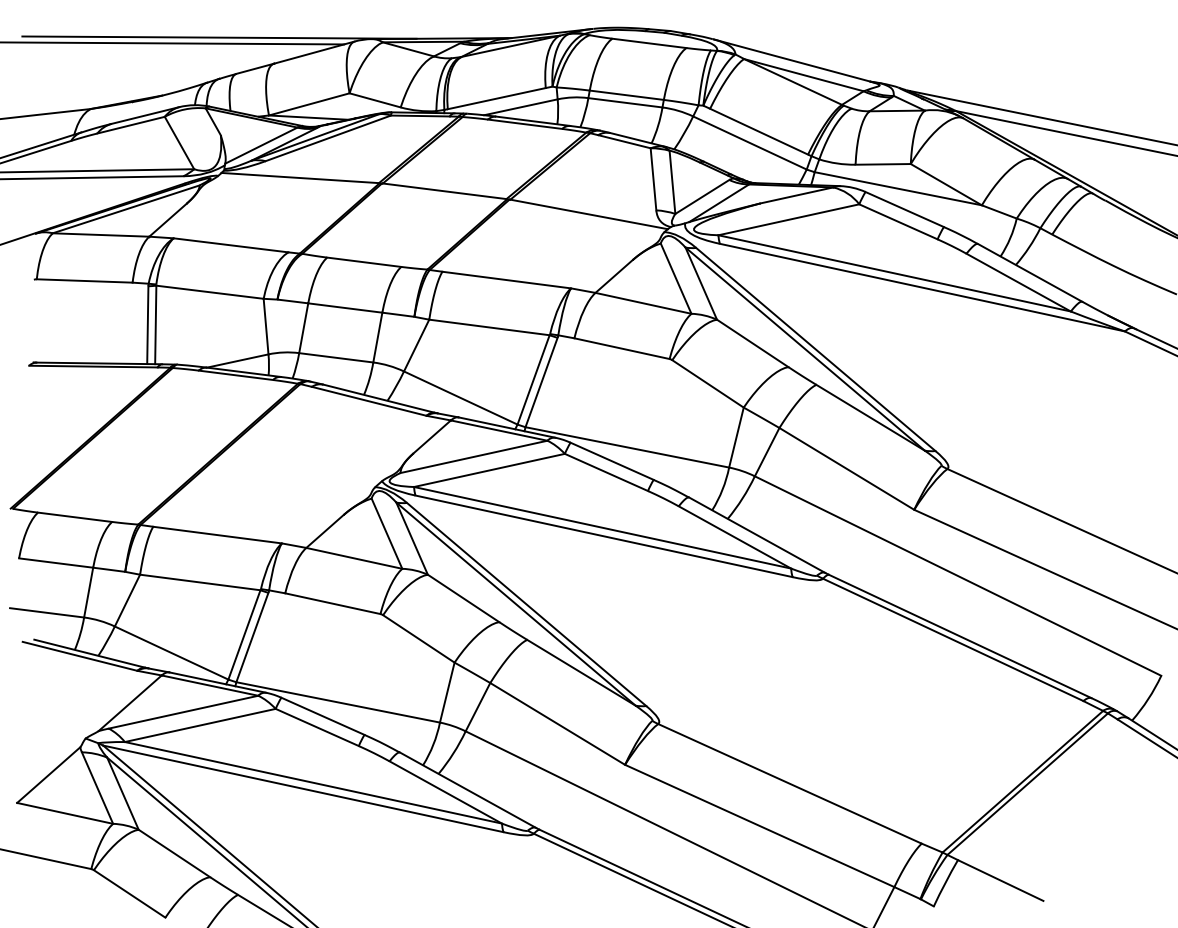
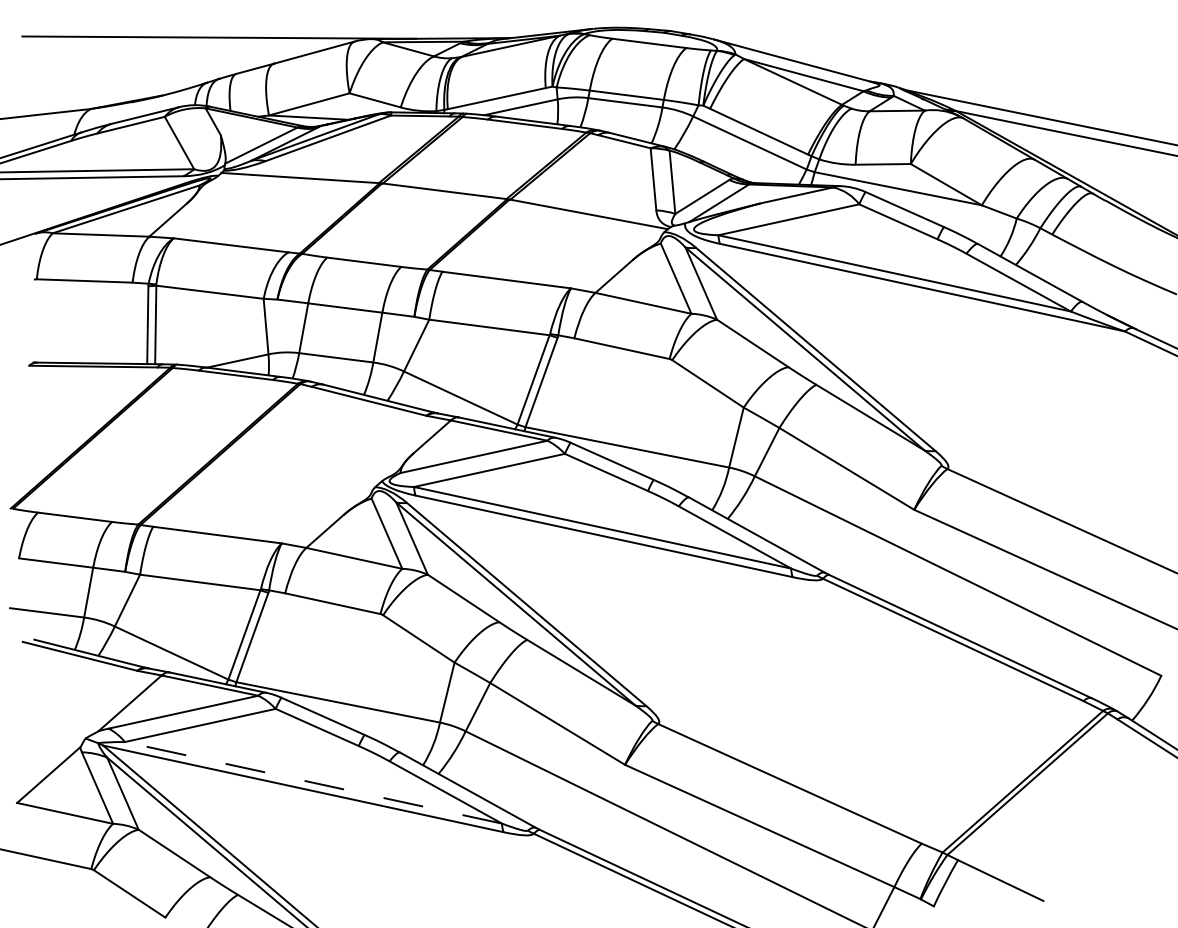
line: present -> none (173, 43)
line: solid -> dashed (313, 782)
